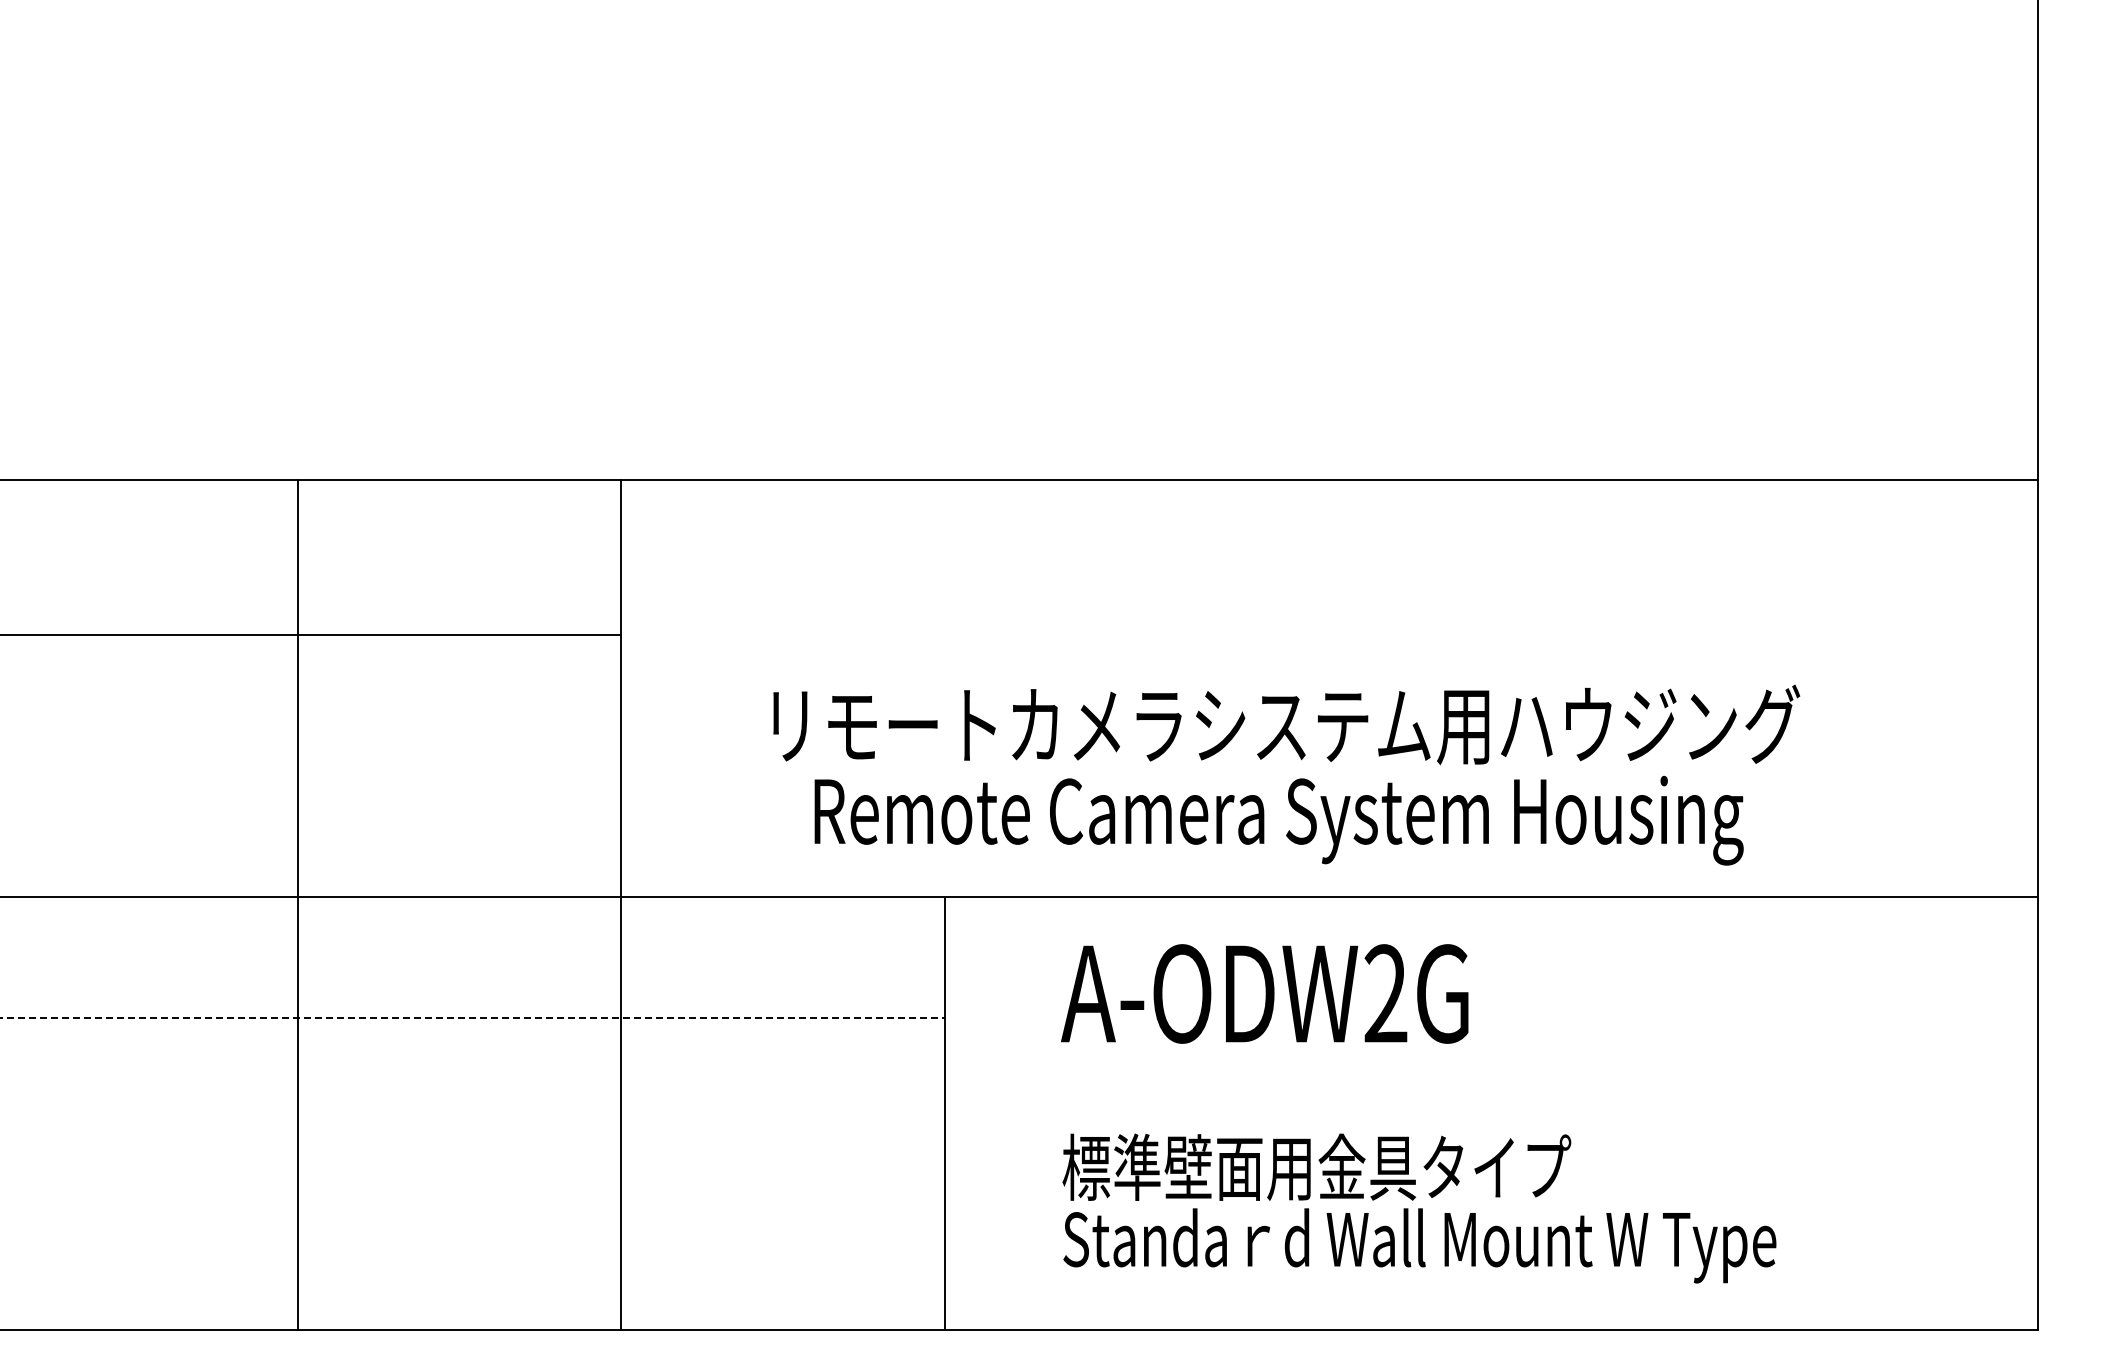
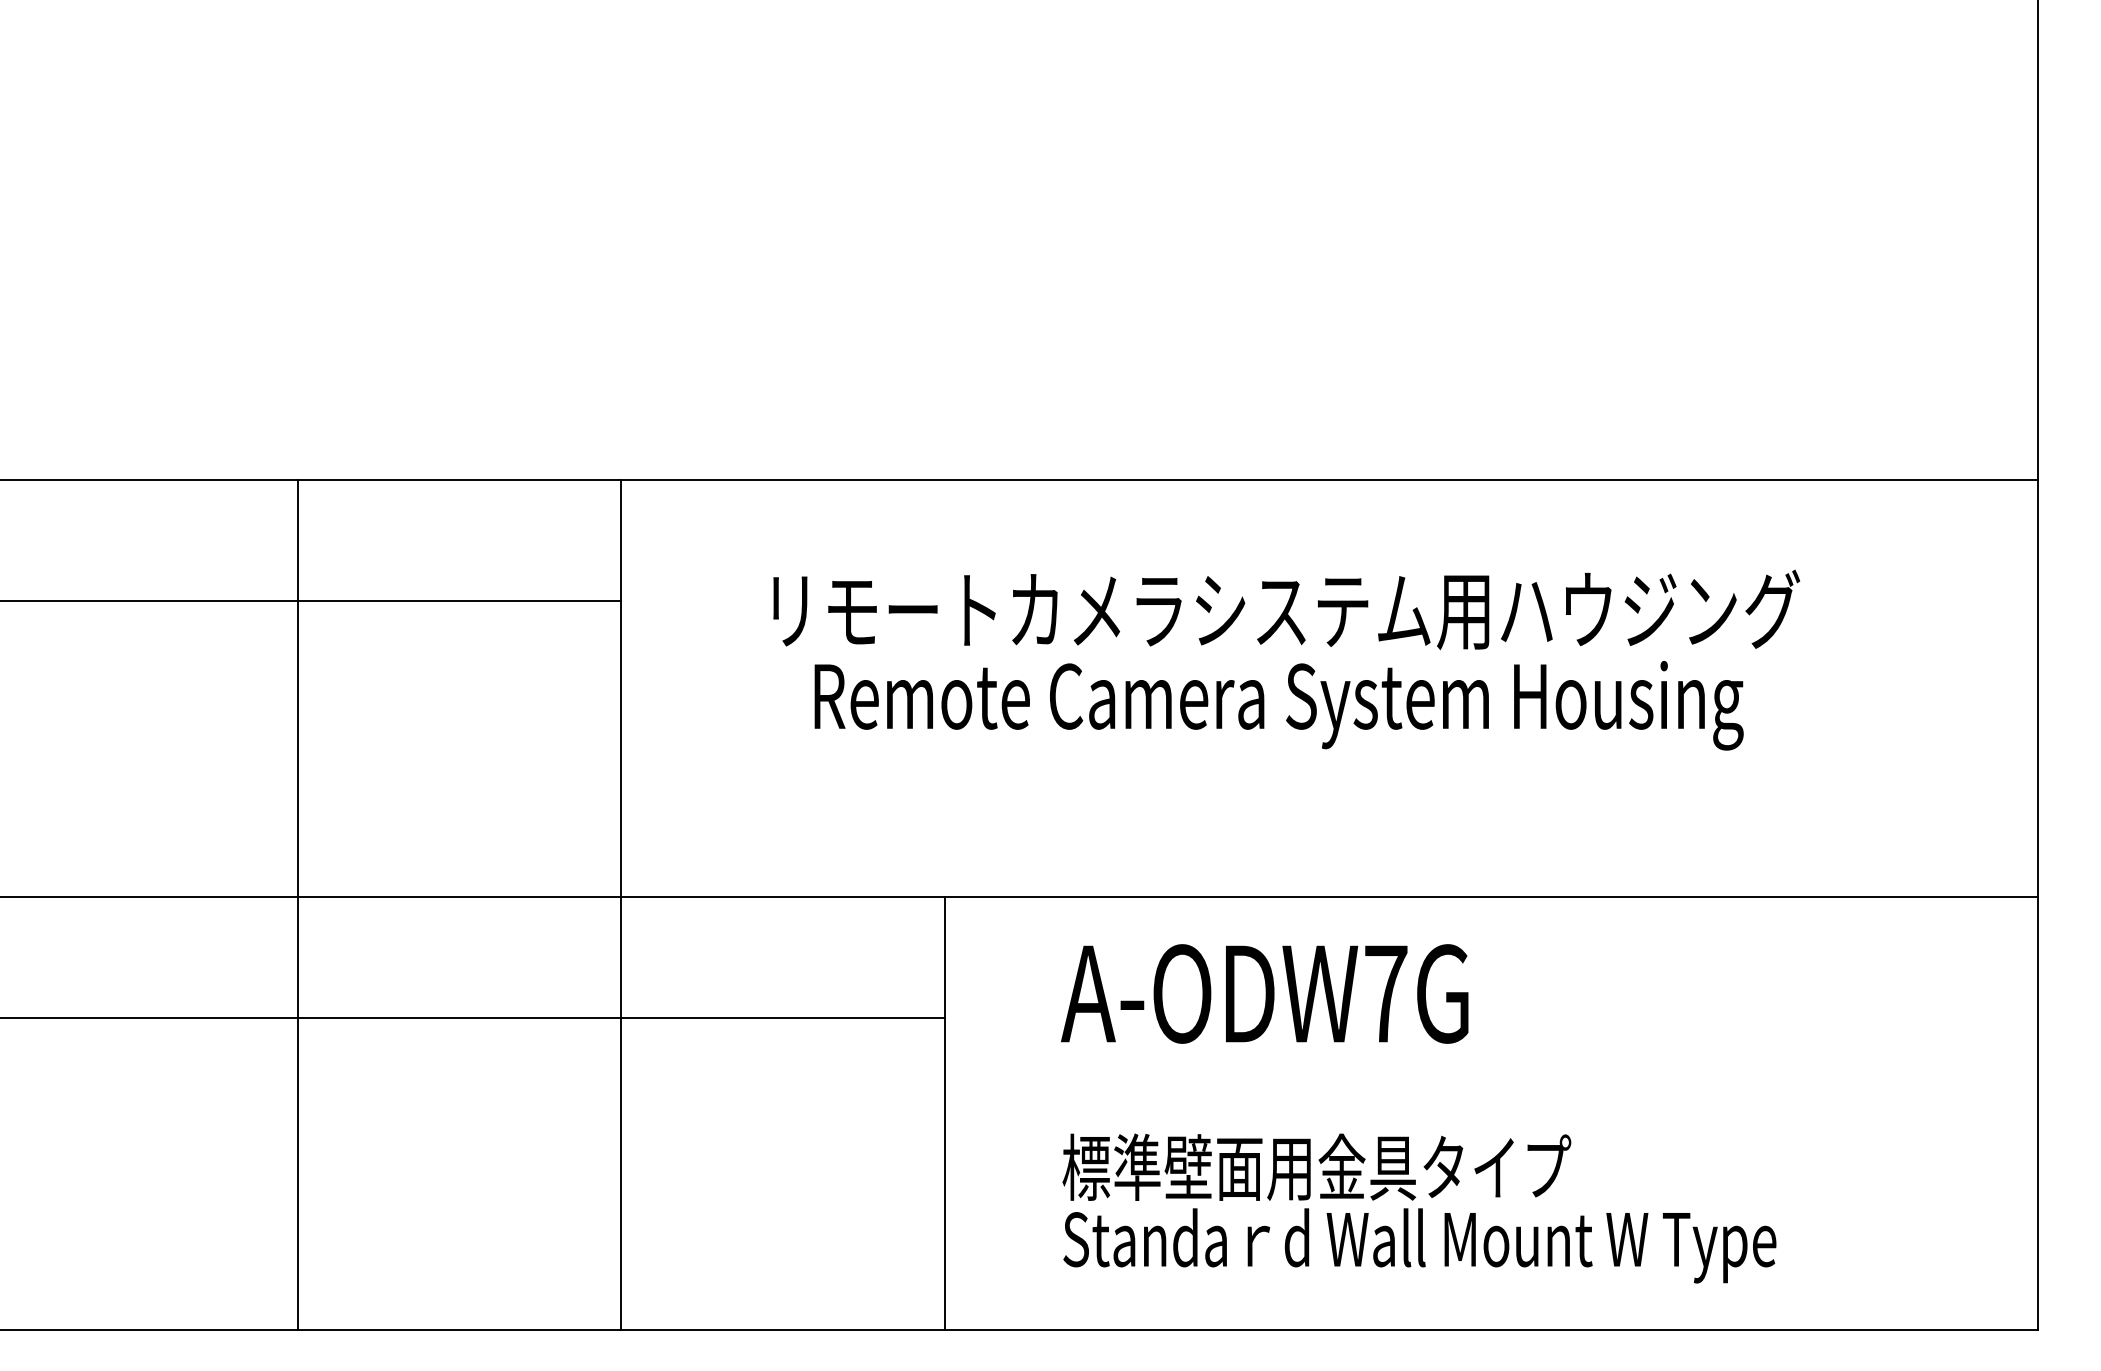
line position: (311, 635) -> (311, 601) (311, 601)
text position: (1286, 774) -> (1286, 659) (1286, 659)
text: A-ODW2G -> A-ODW7G (1385, 993)
line: dashed -> solid (473, 1018)
